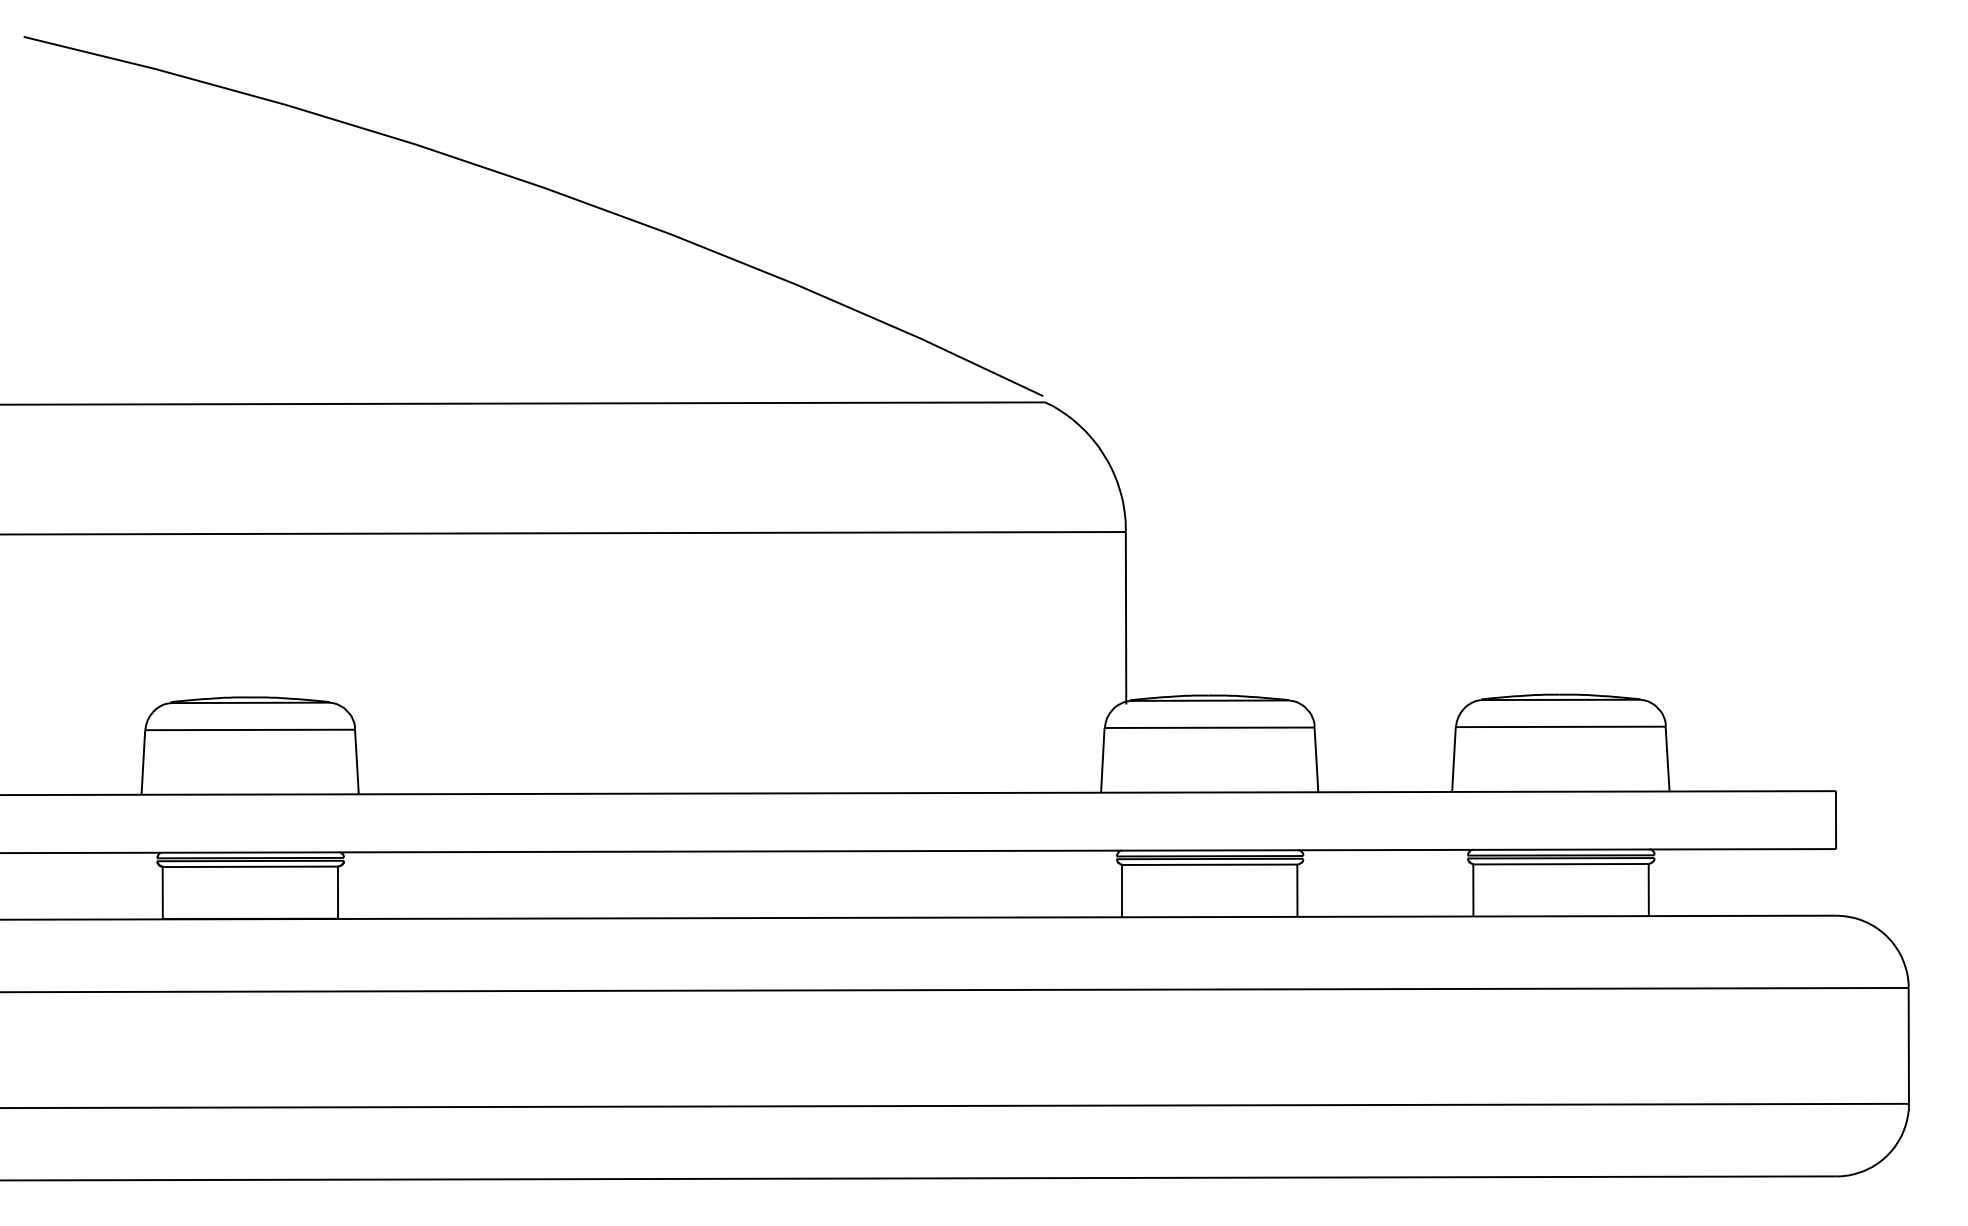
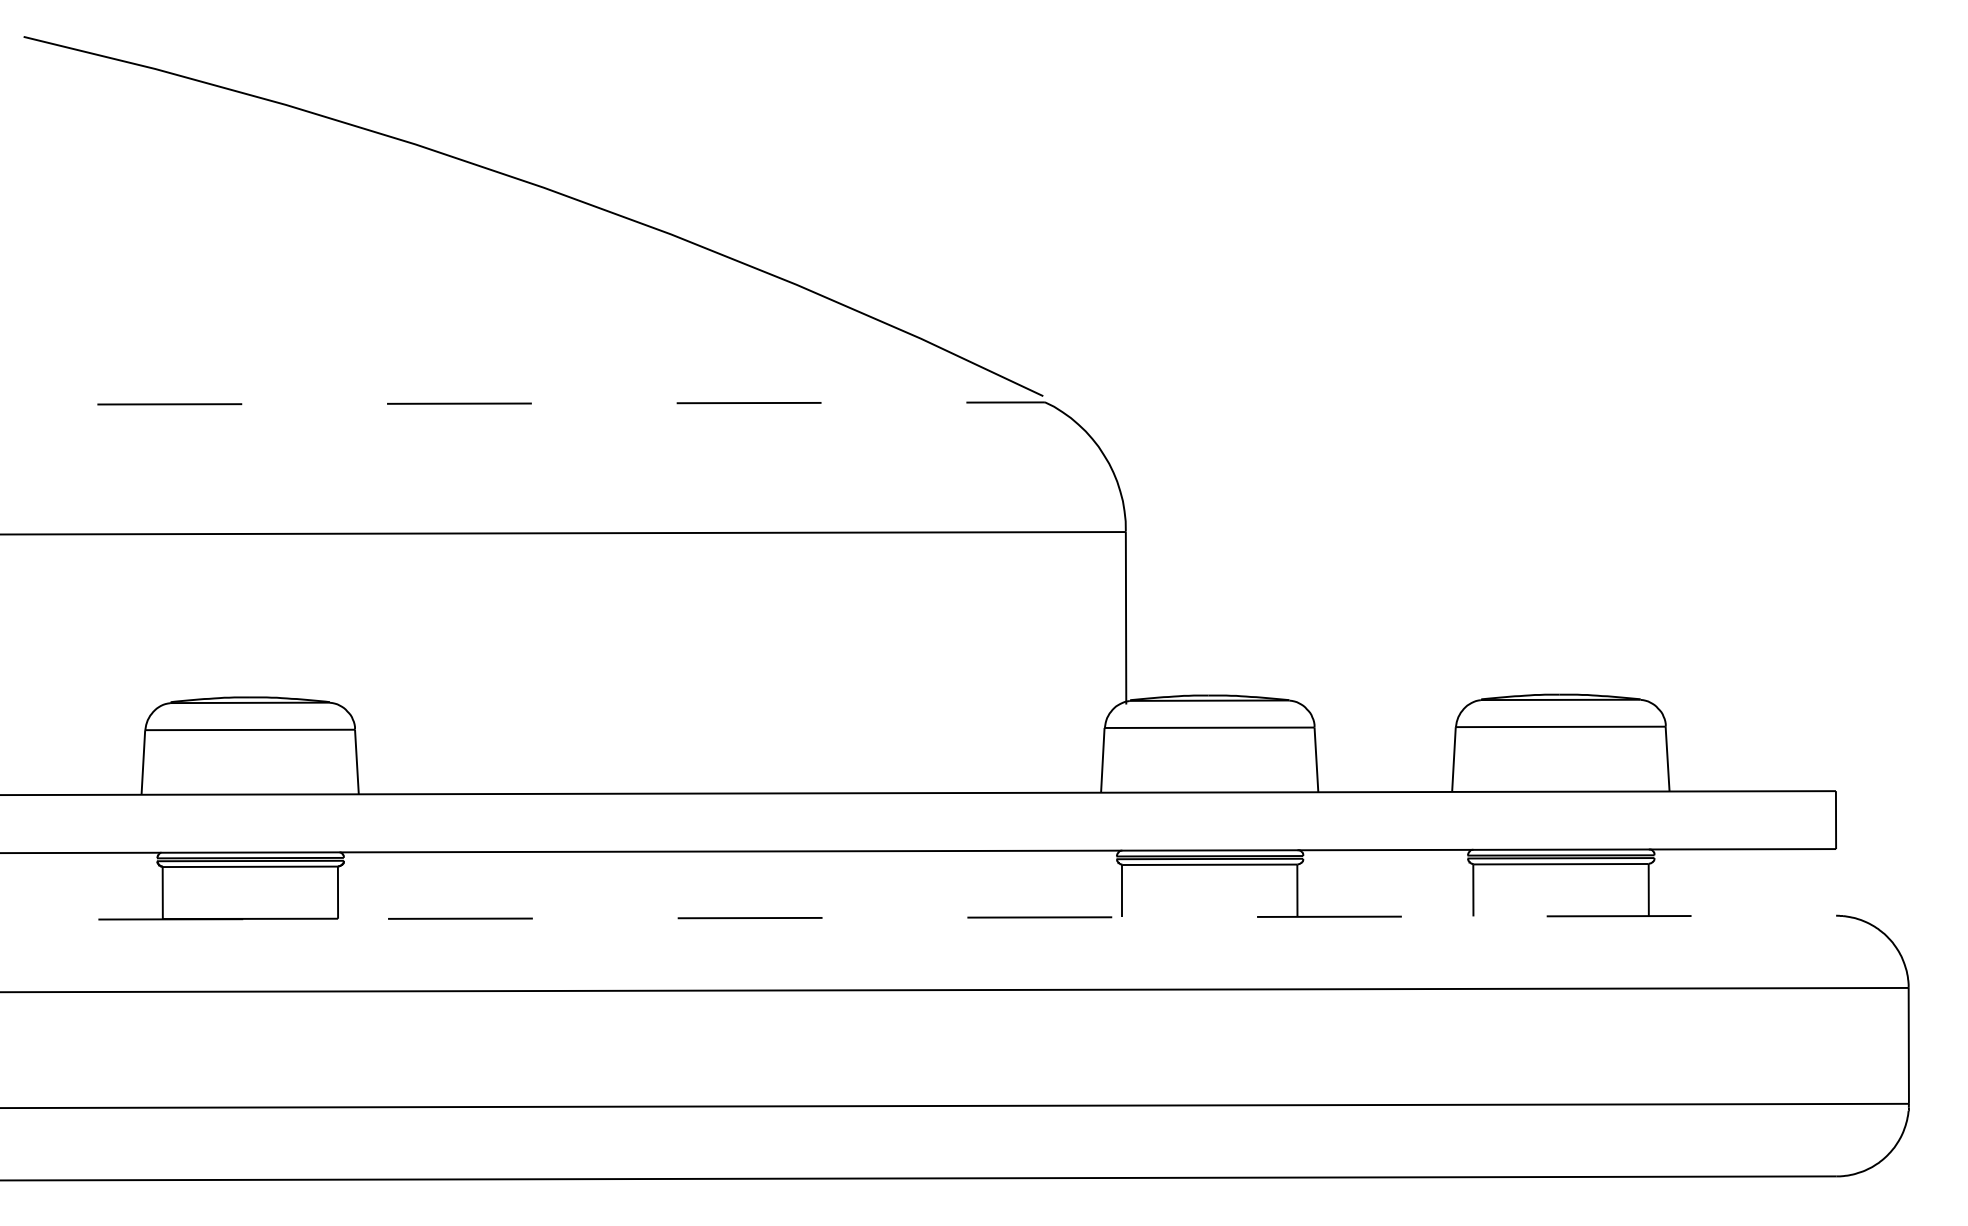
line: solid -> dashed (523, 403)
line: solid -> dashed (918, 917)
